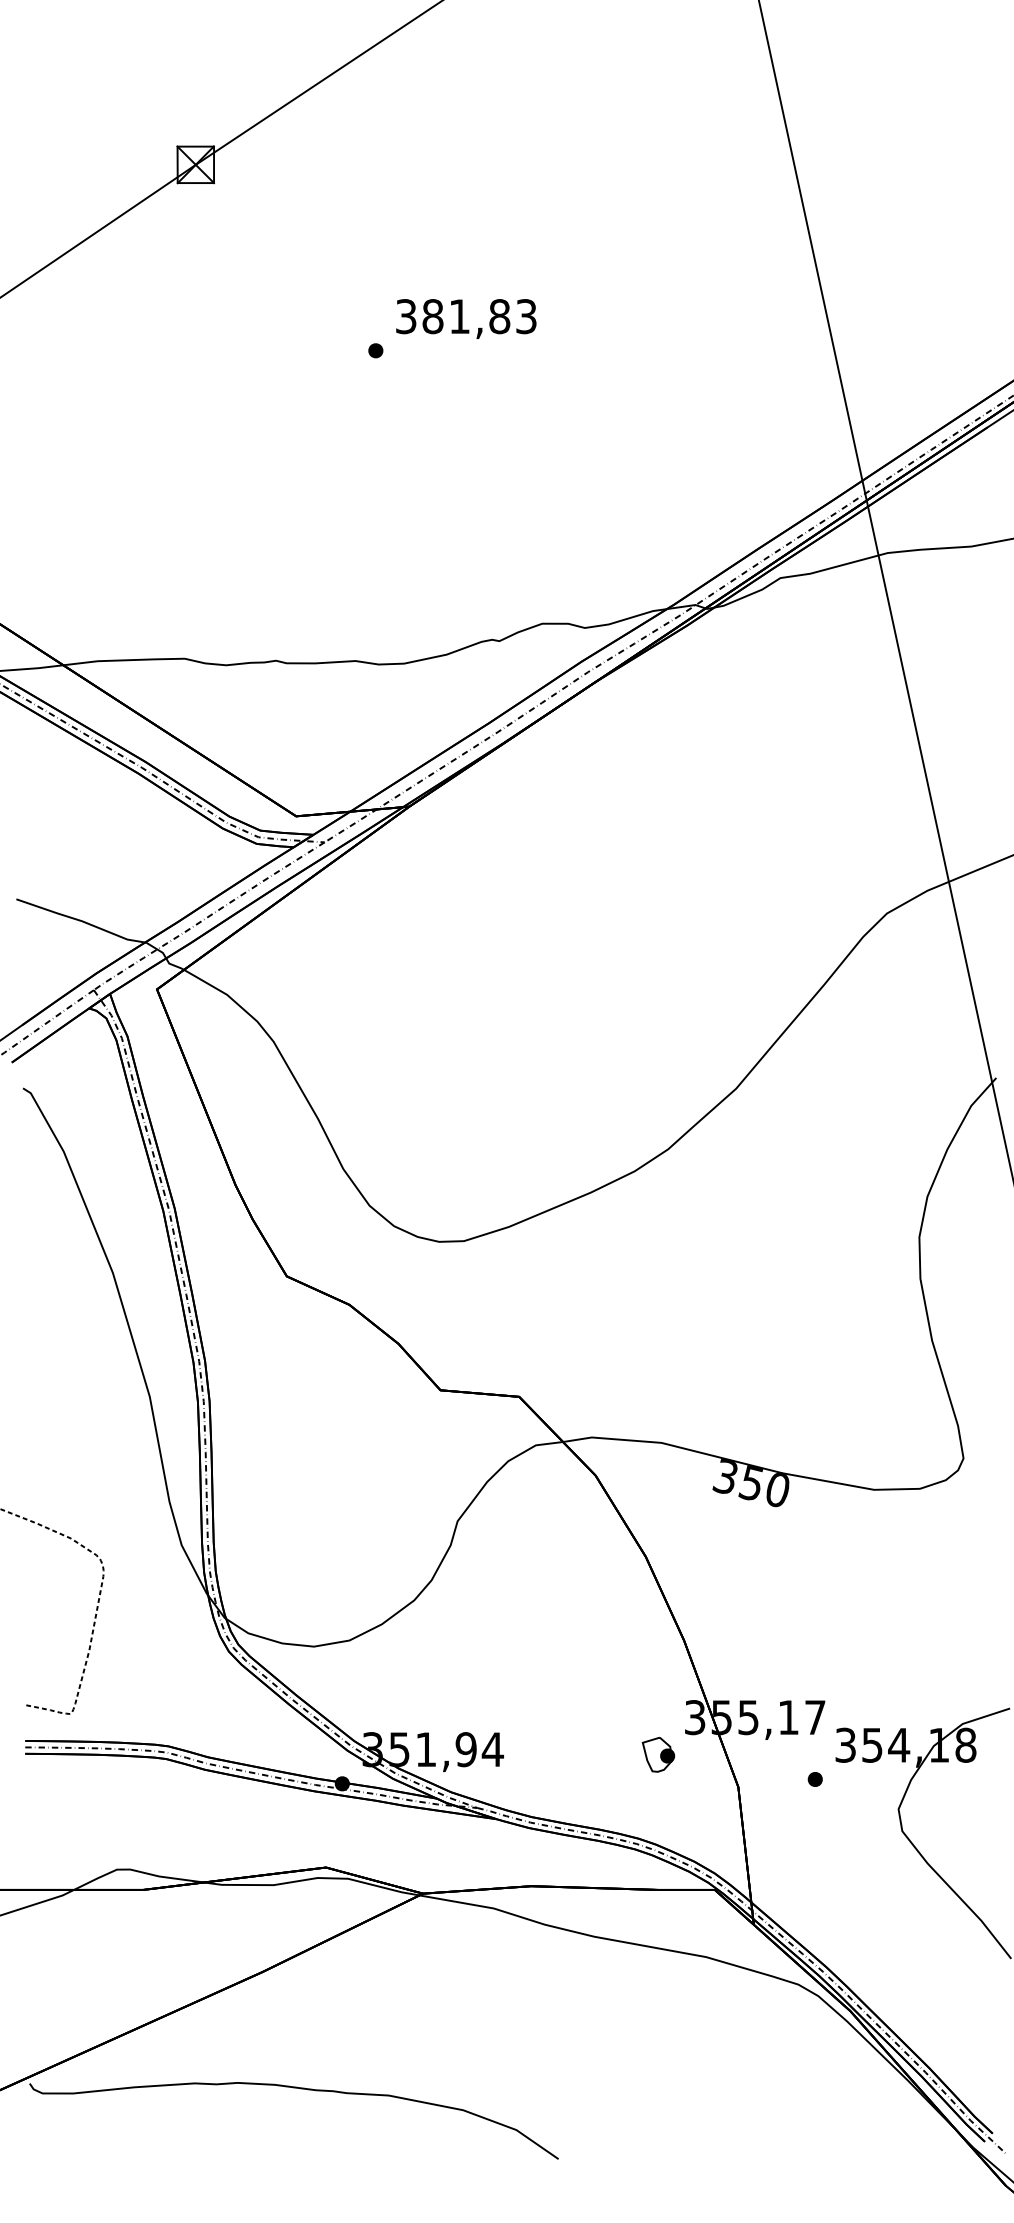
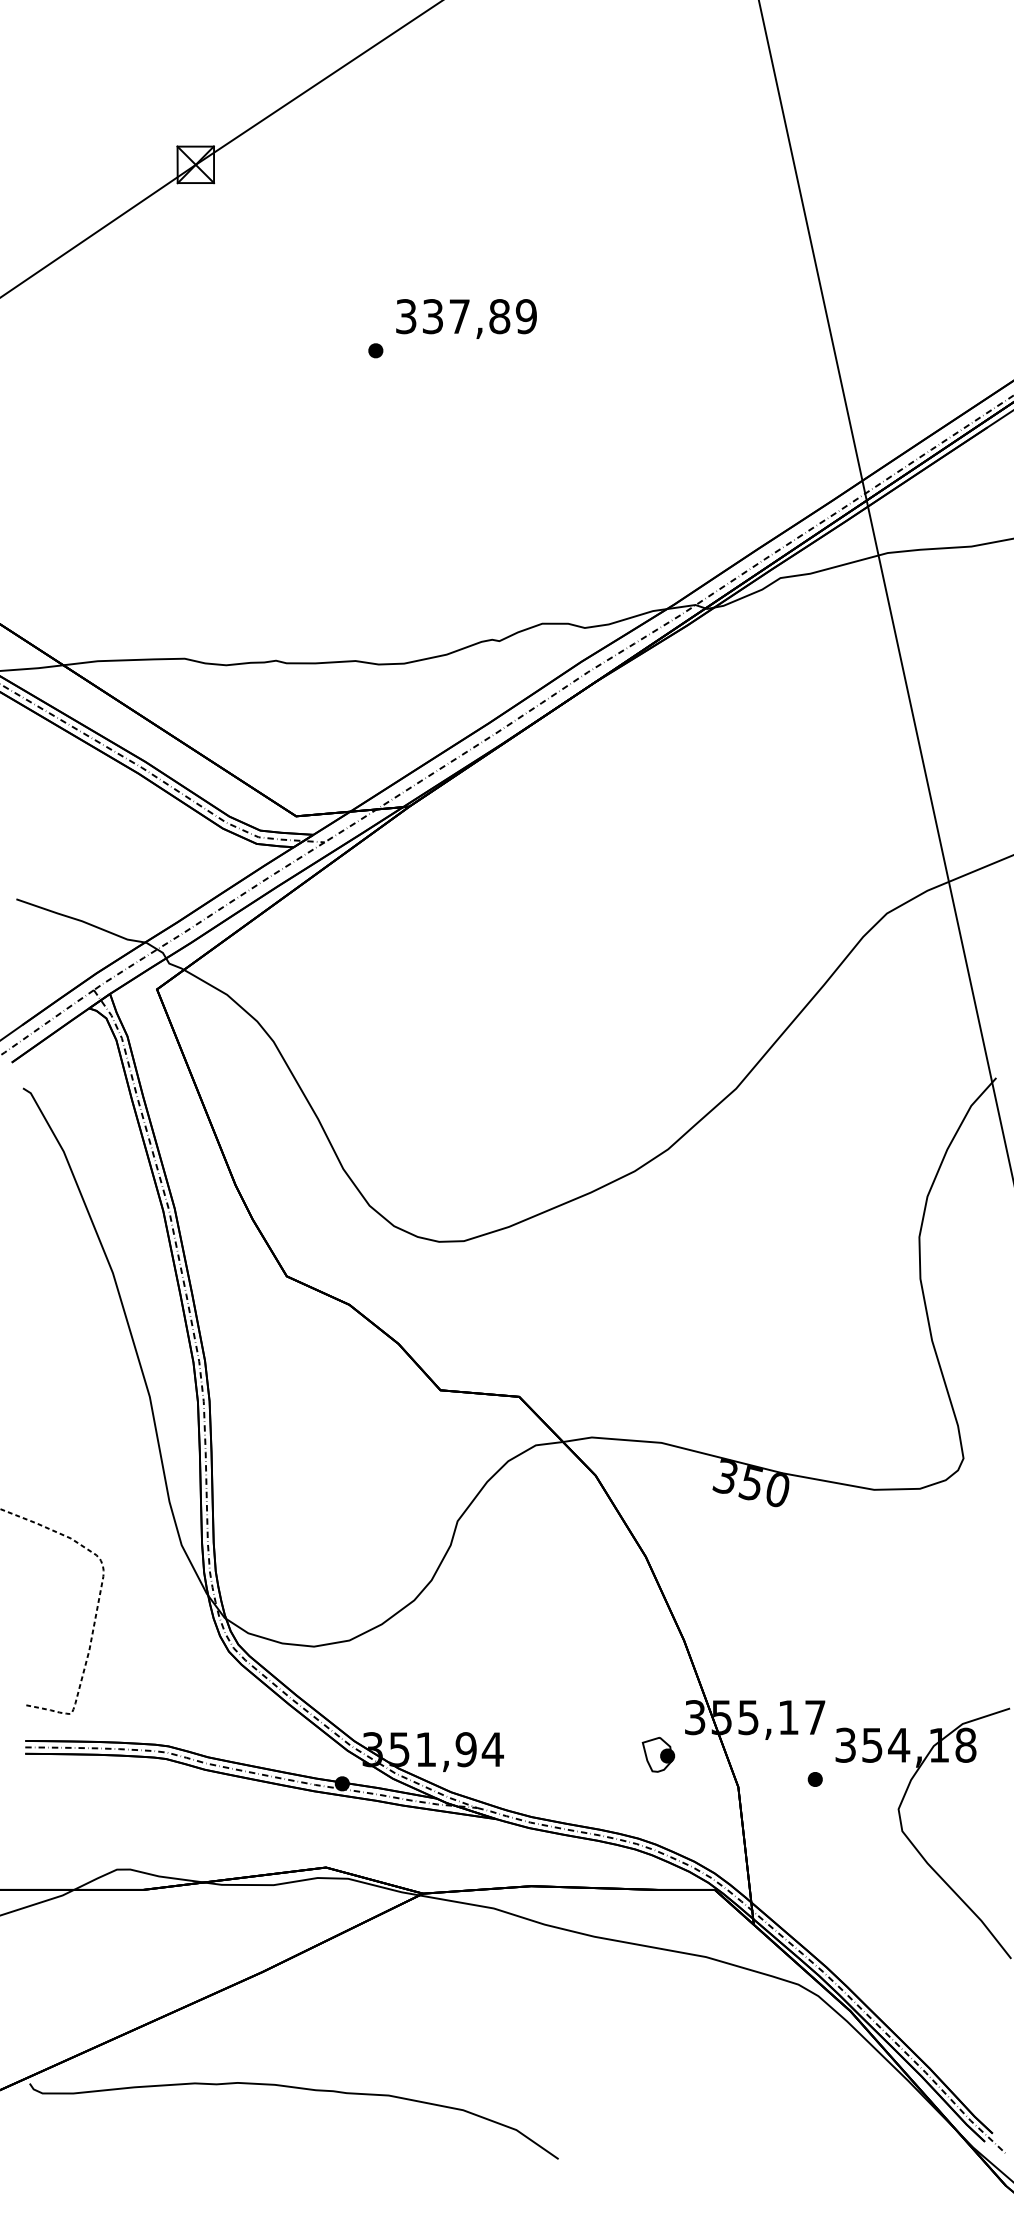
text: 381,83 -> 337,89 (479, 316)
